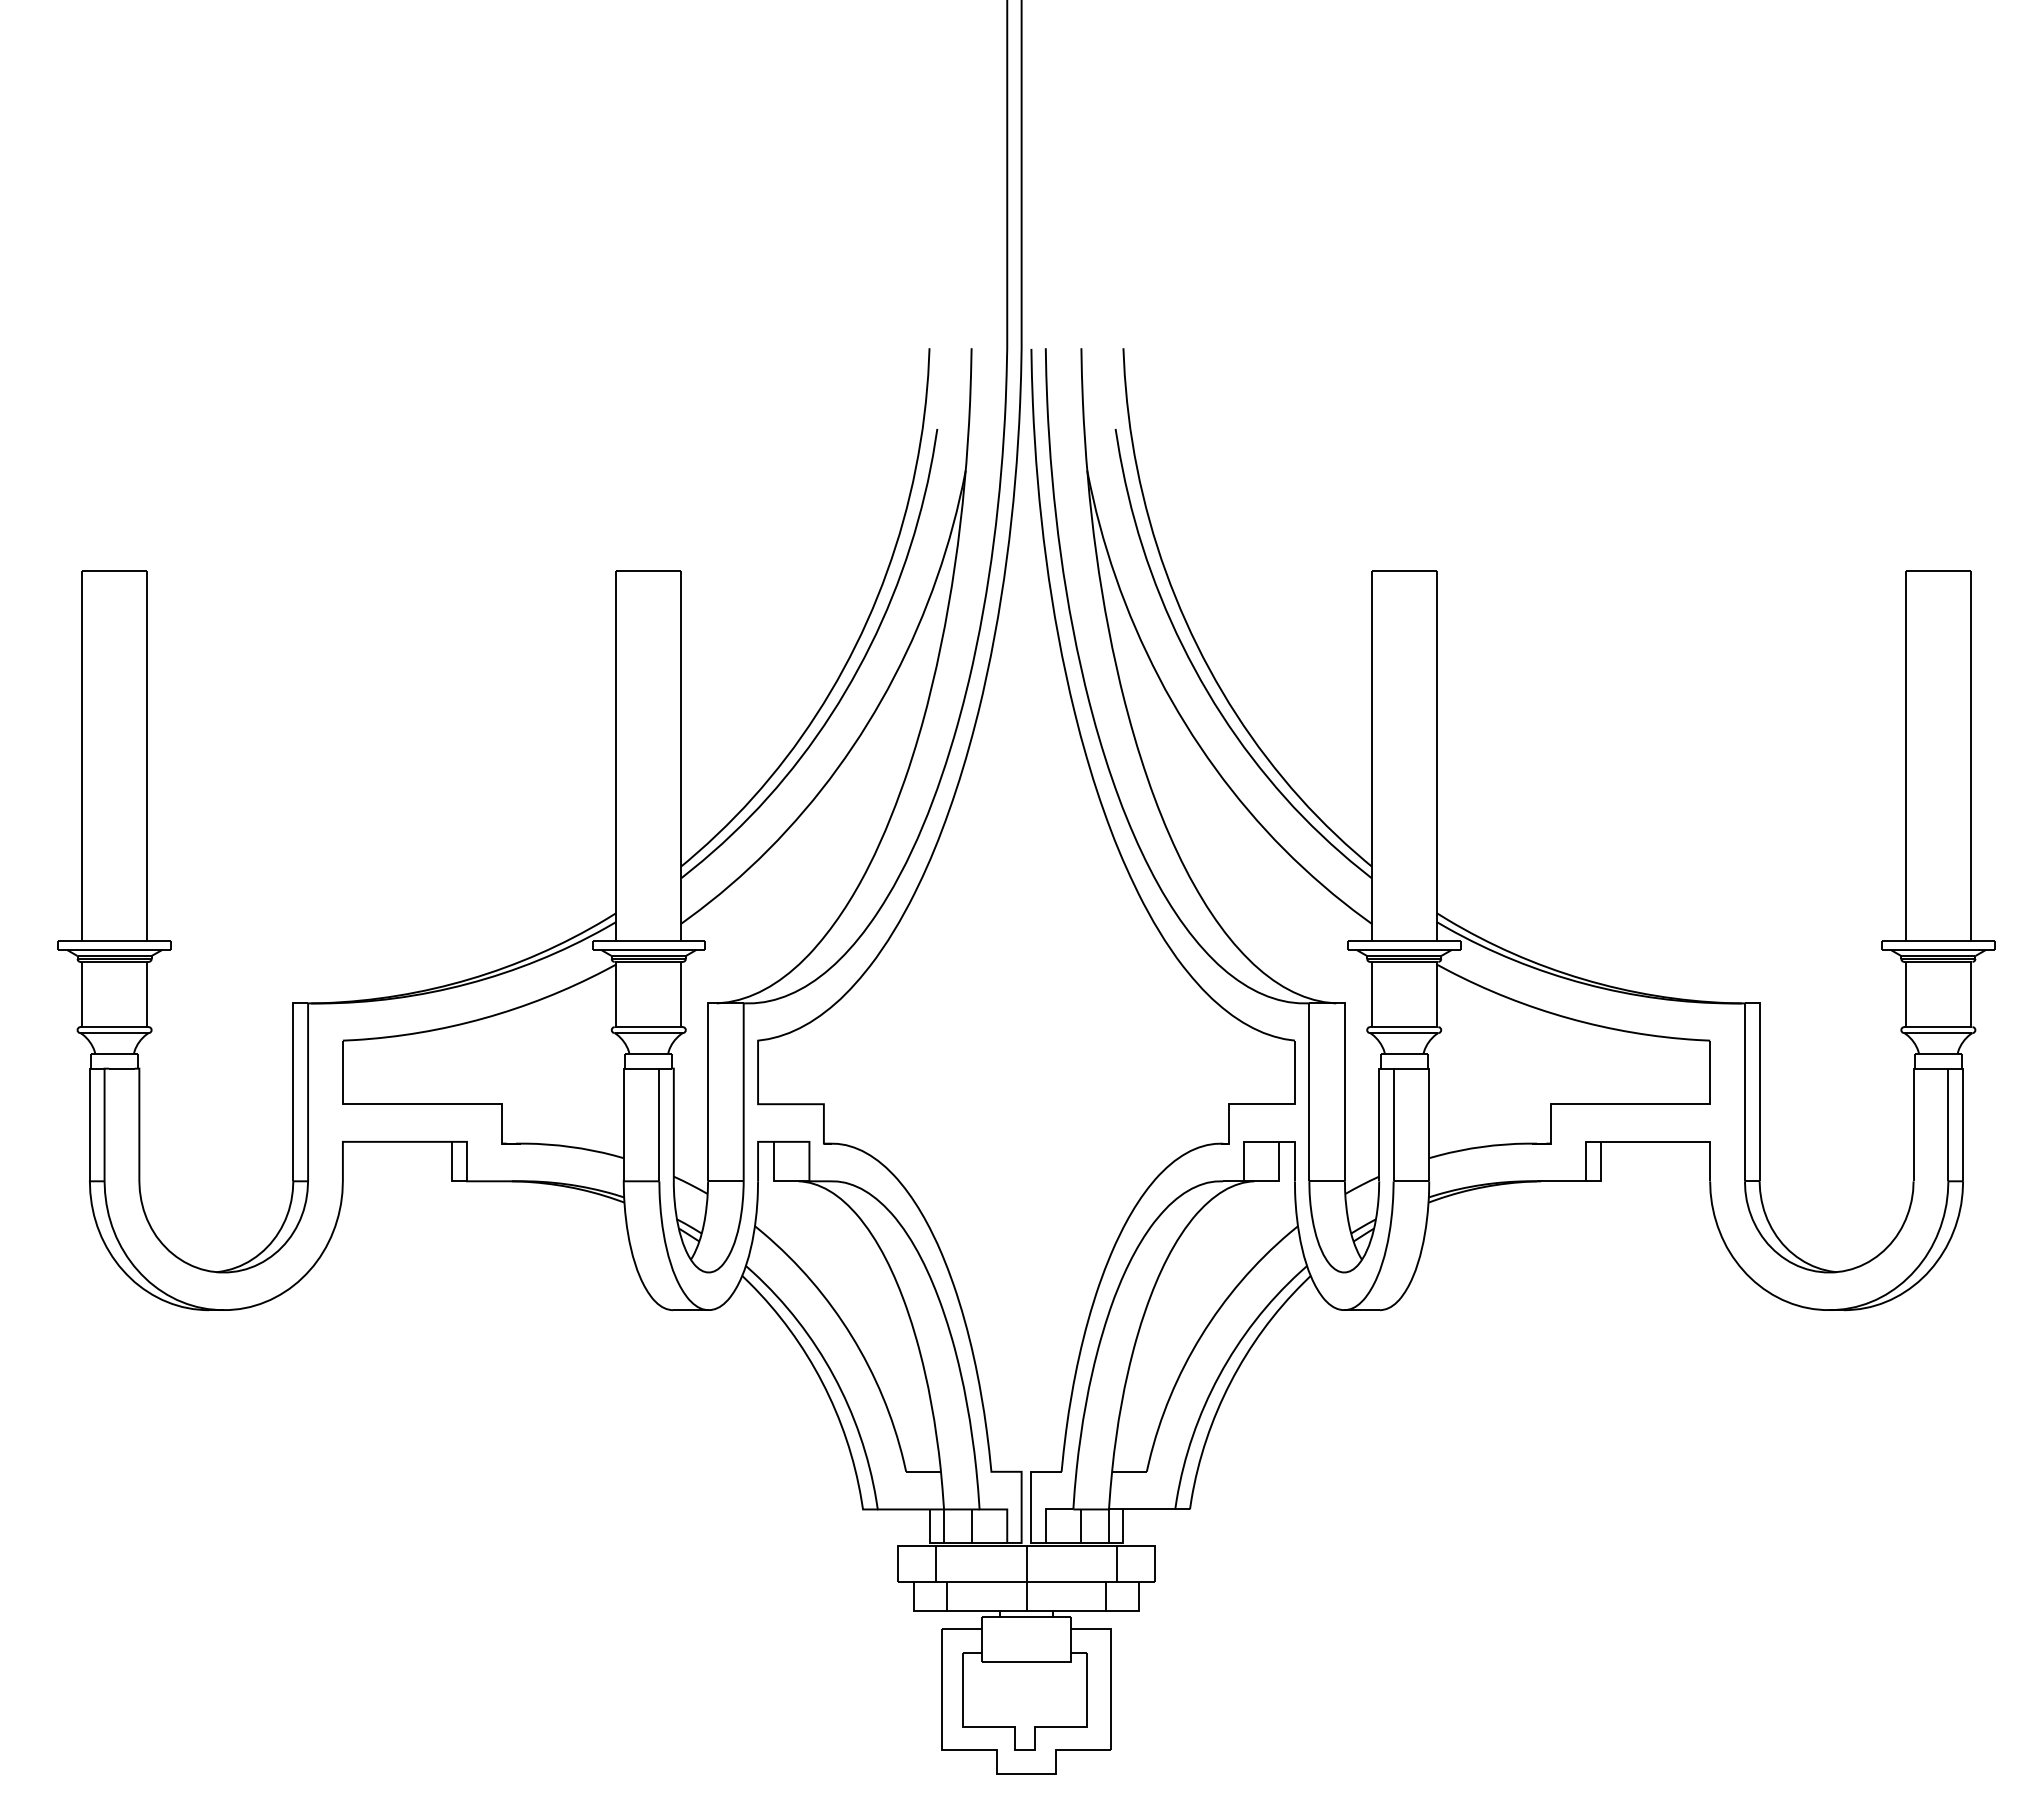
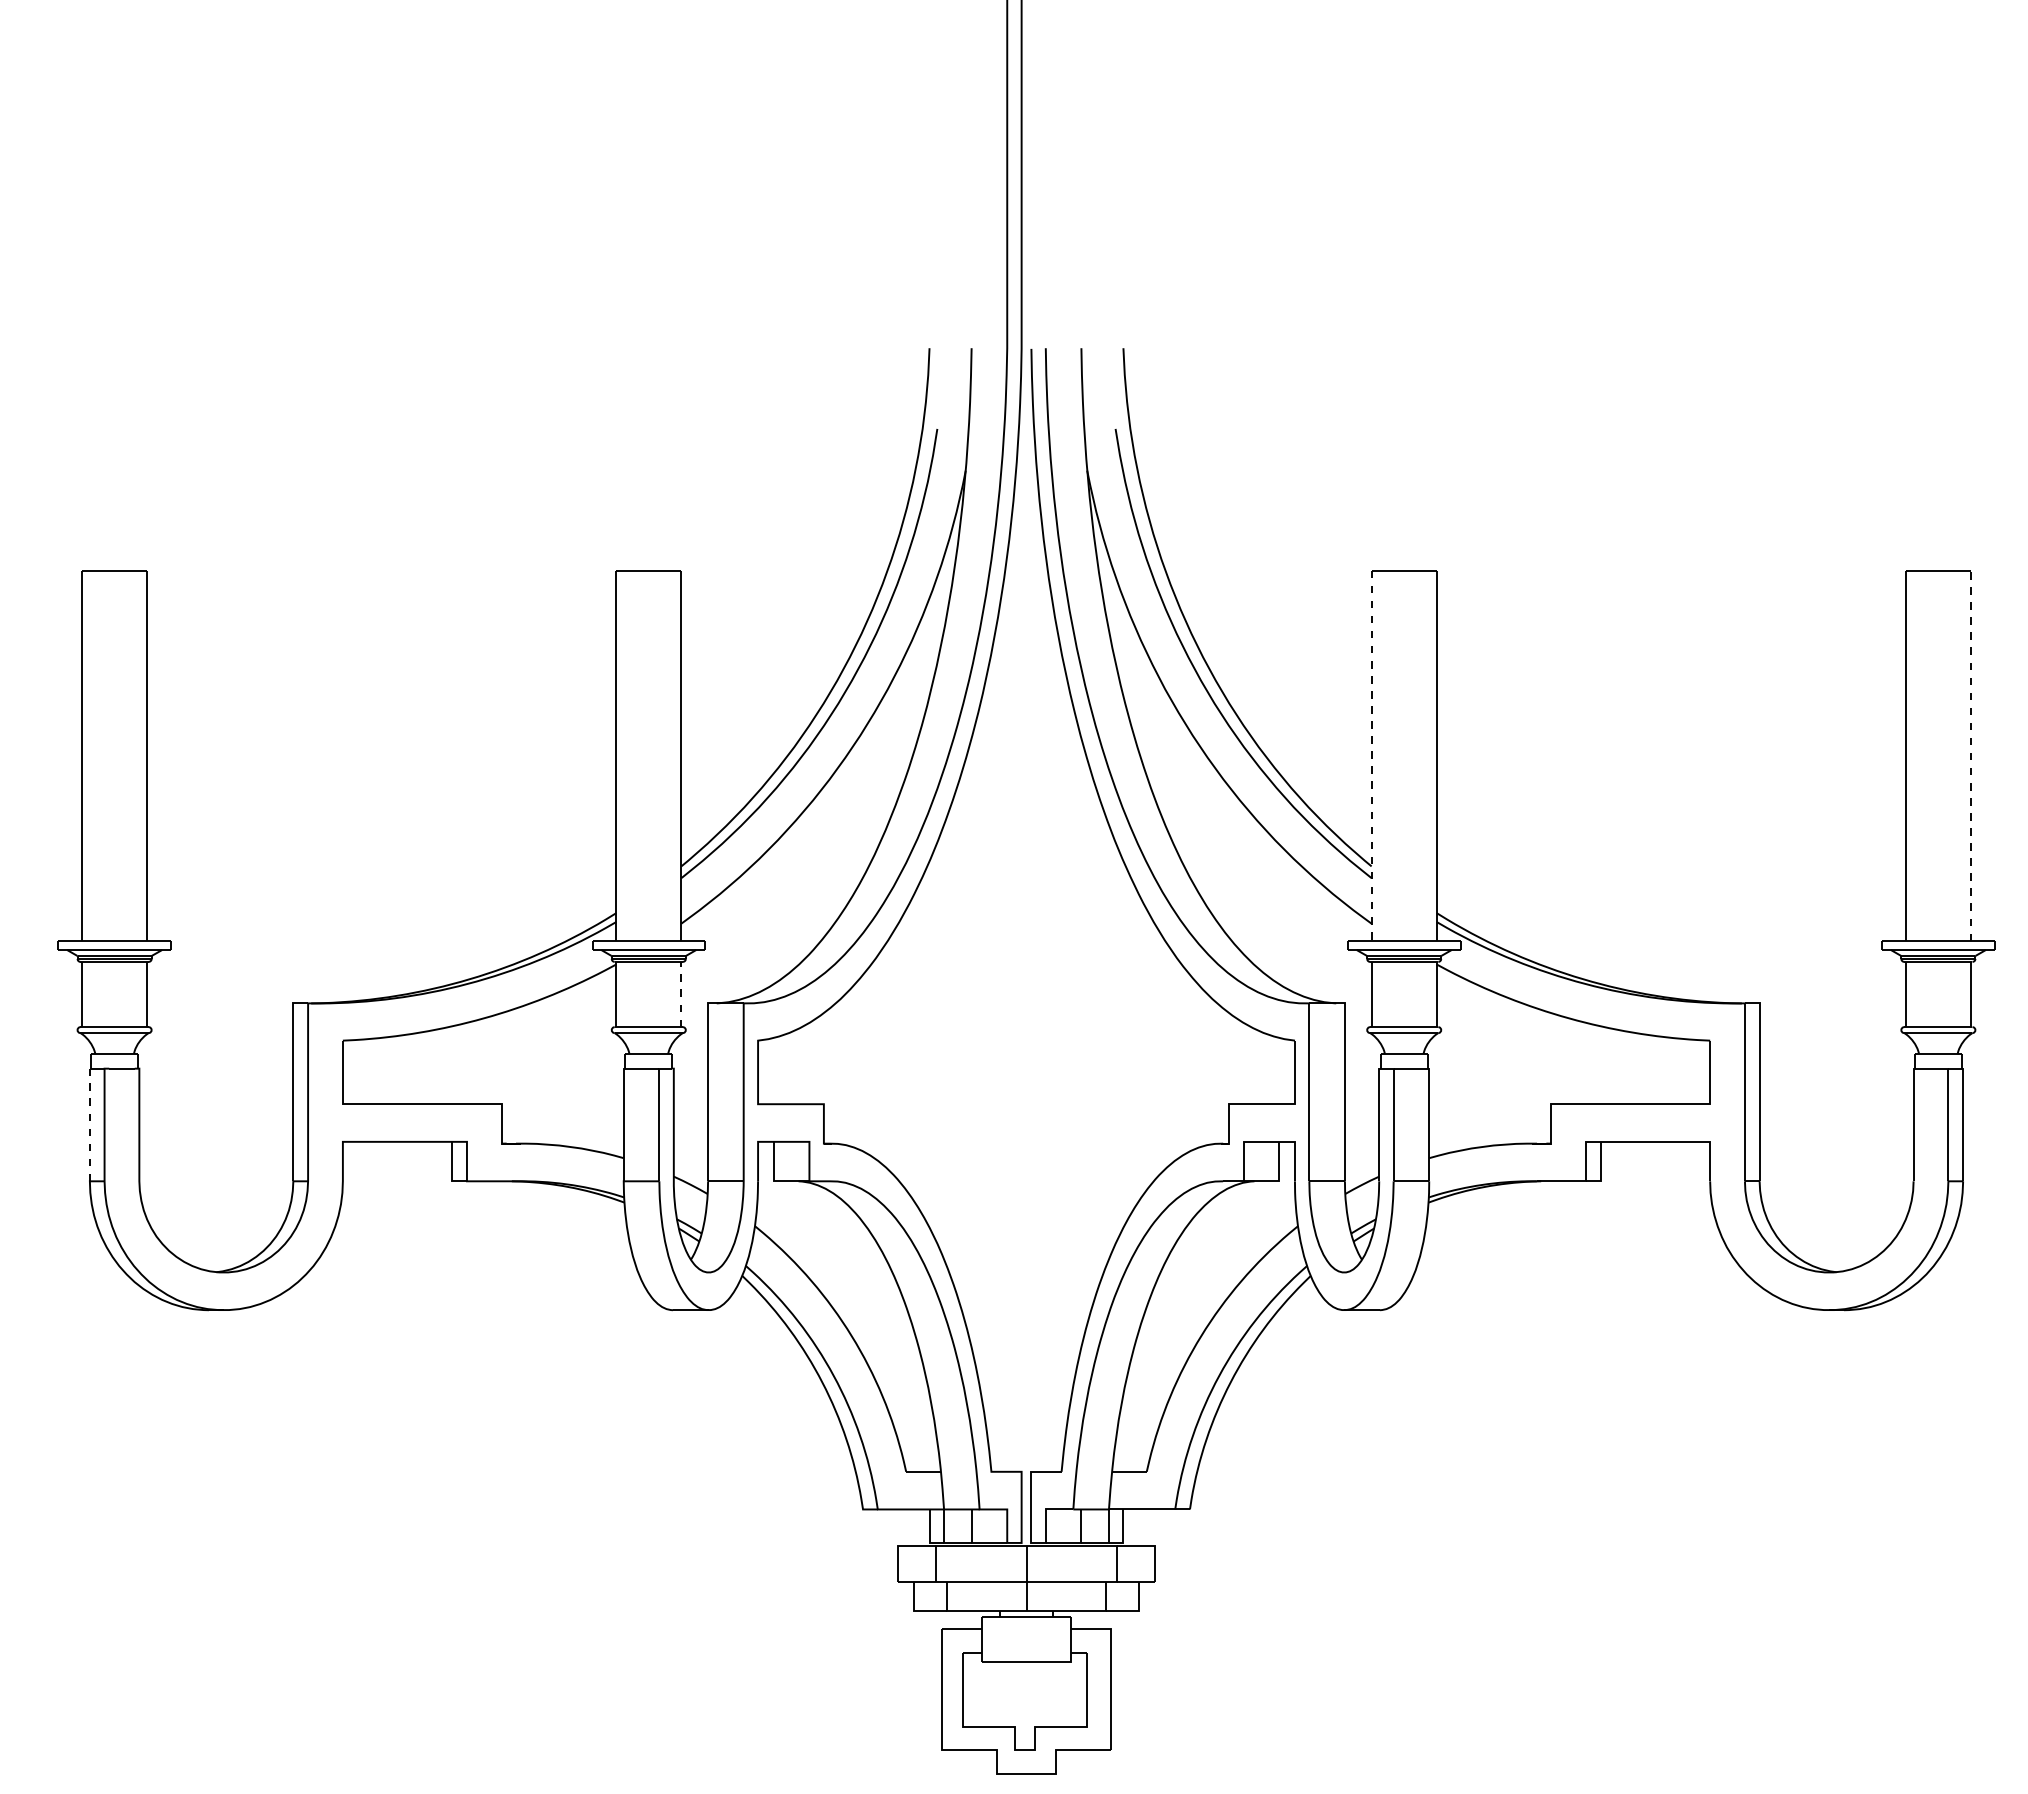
line: solid -> dashed (1970, 755)
line: solid -> dashed (1371, 756)
line: solid -> dashed (681, 994)
line: solid -> dashed (89, 1123)
